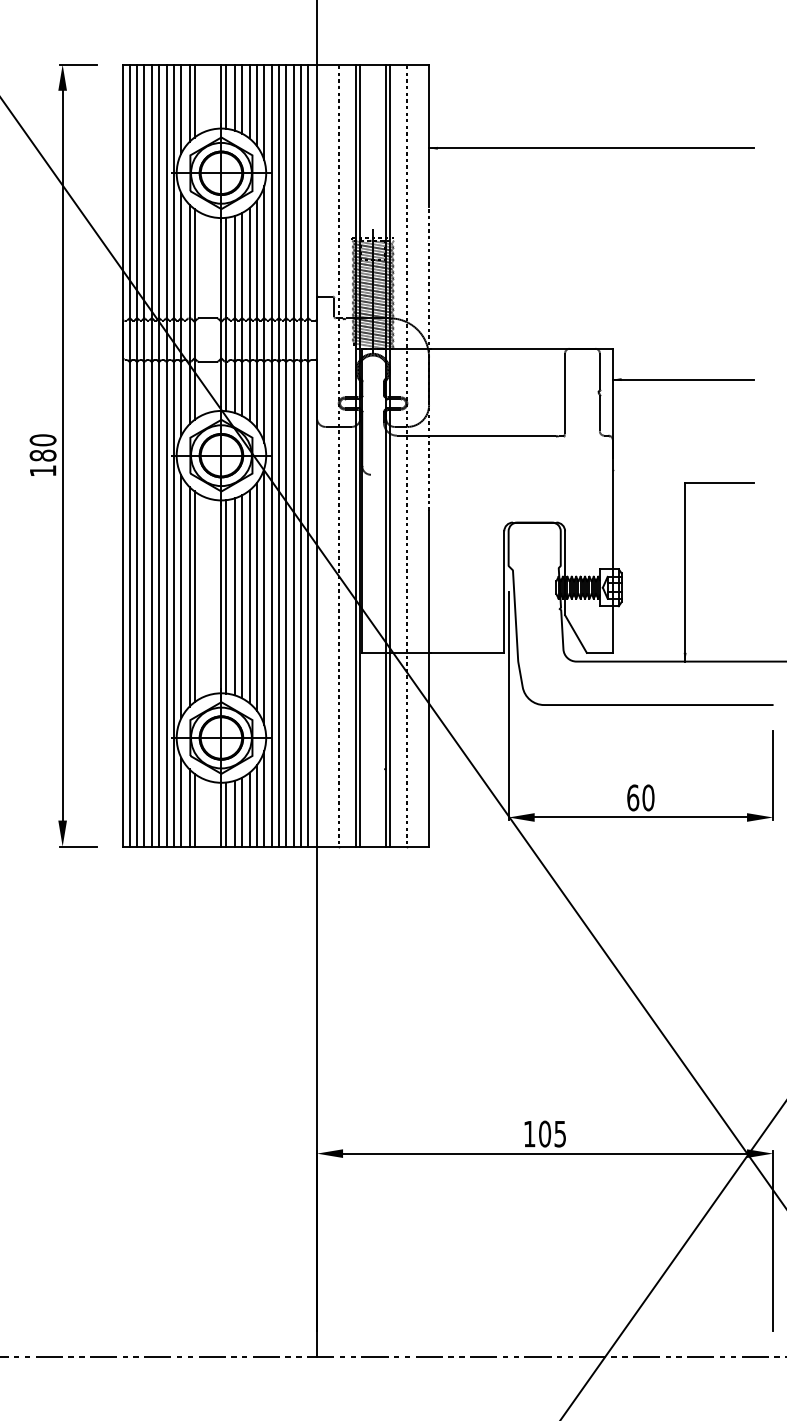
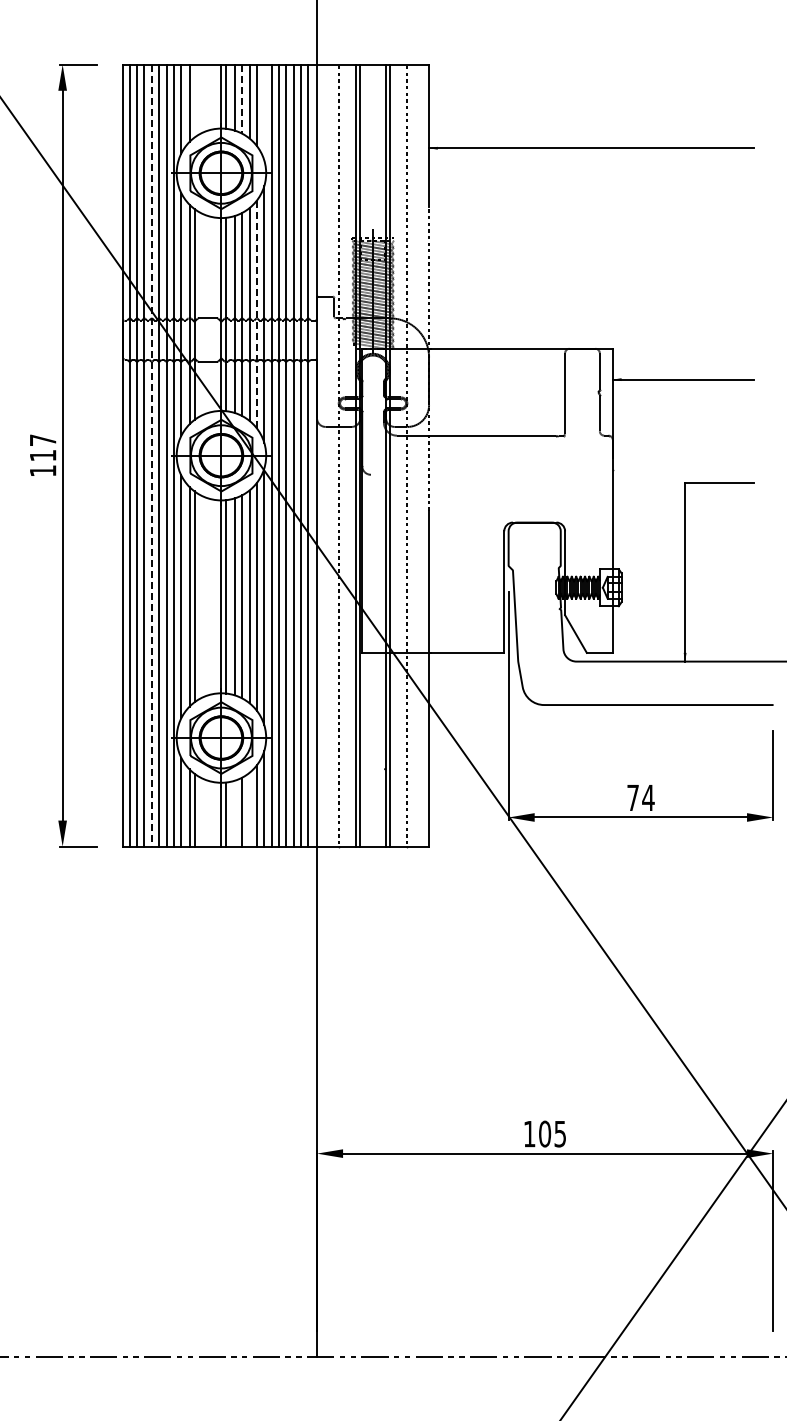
line: solid -> dashed (242, 99)
line: present -> none (194, 100)
line: present -> none (264, 112)
line: solid -> dashed (256, 314)
text: 180 -> 117 (42, 447)
line: solid -> dashed (151, 455)
text: 60 -> 74 (640, 797)
line: present -> none (249, 809)
line: present -> none (234, 813)
